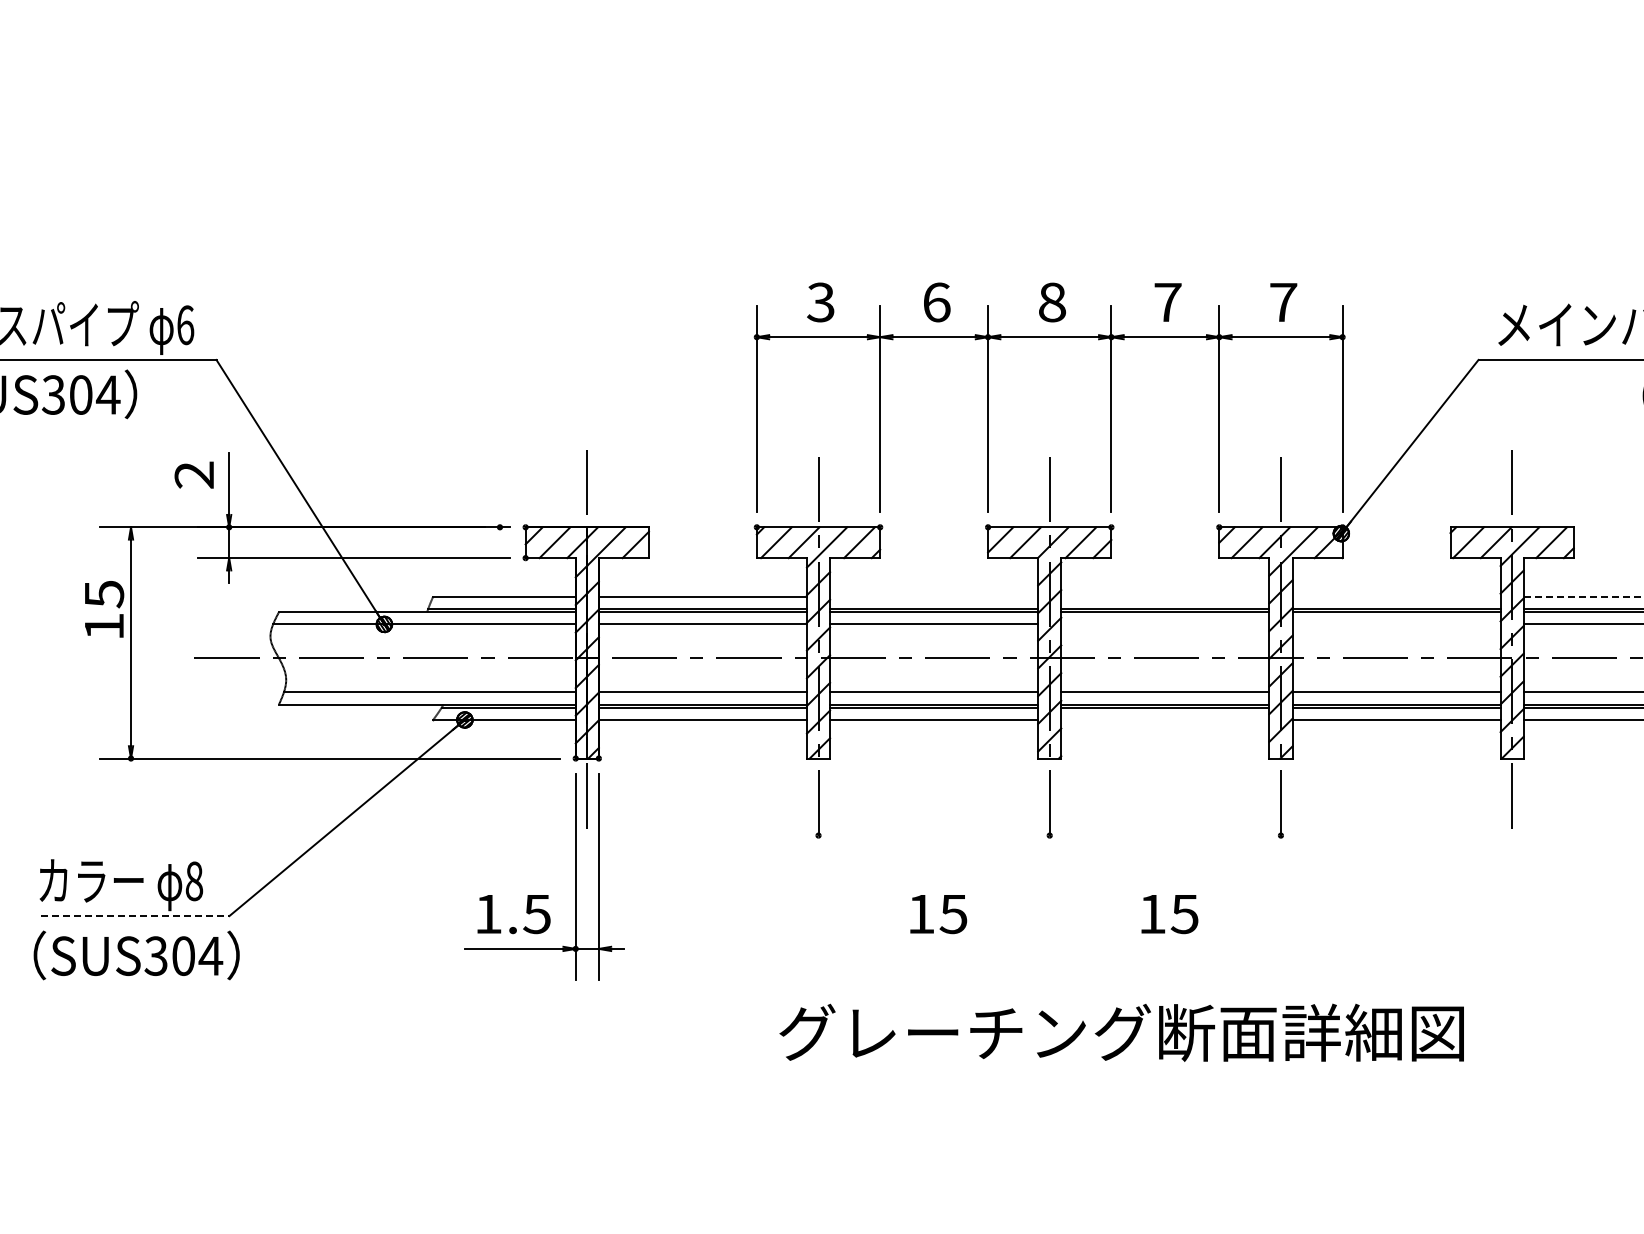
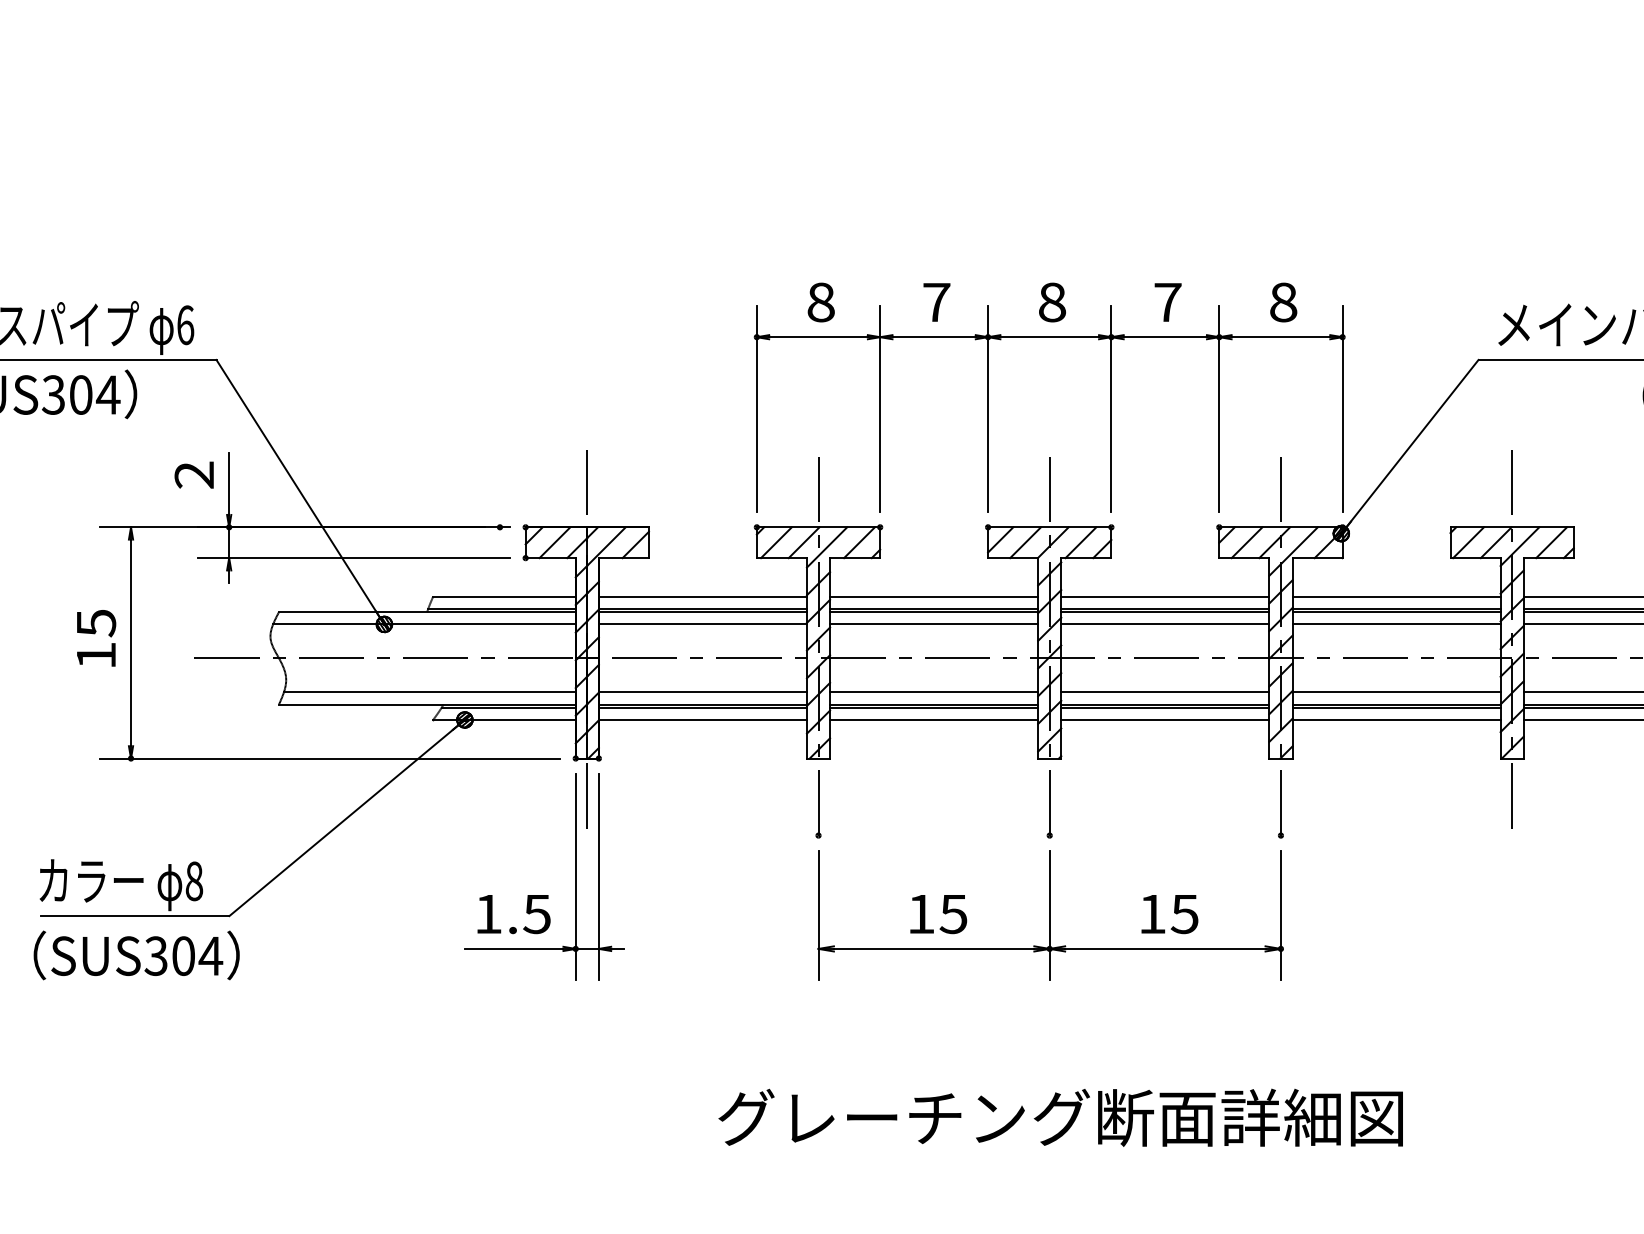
text: 3 -> 8 (820, 302)
text: 6 -> 7 (936, 302)
text: 7 -> 8 (1283, 302)
line: none -> present (934, 596)
line: none -> present (1165, 596)
line: none -> present (1396, 596)
line: dashed -> solid (1583, 596)
text position: (104, 609) -> (96, 638) (96, 638)
line: none -> present (1165, 624)
line: none -> present (1396, 624)
line: none -> present (1165, 719)
part: none -> present (1050, 915)
line: dashed -> solid (135, 916)
text position: (1121, 1032) -> (1060, 1117) (1060, 1117)
